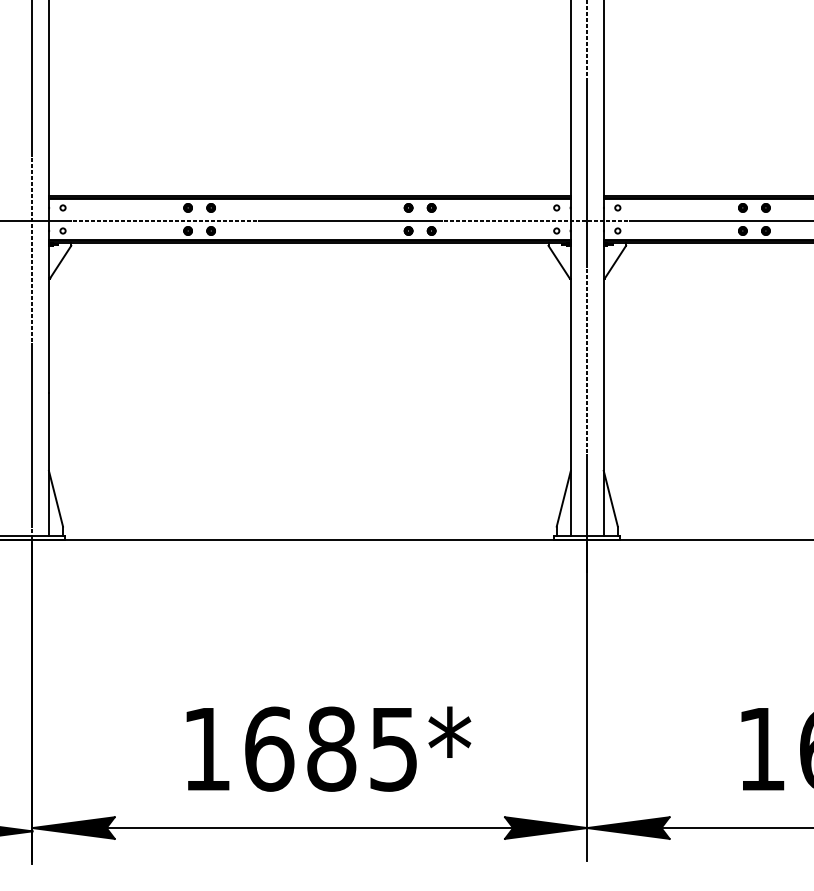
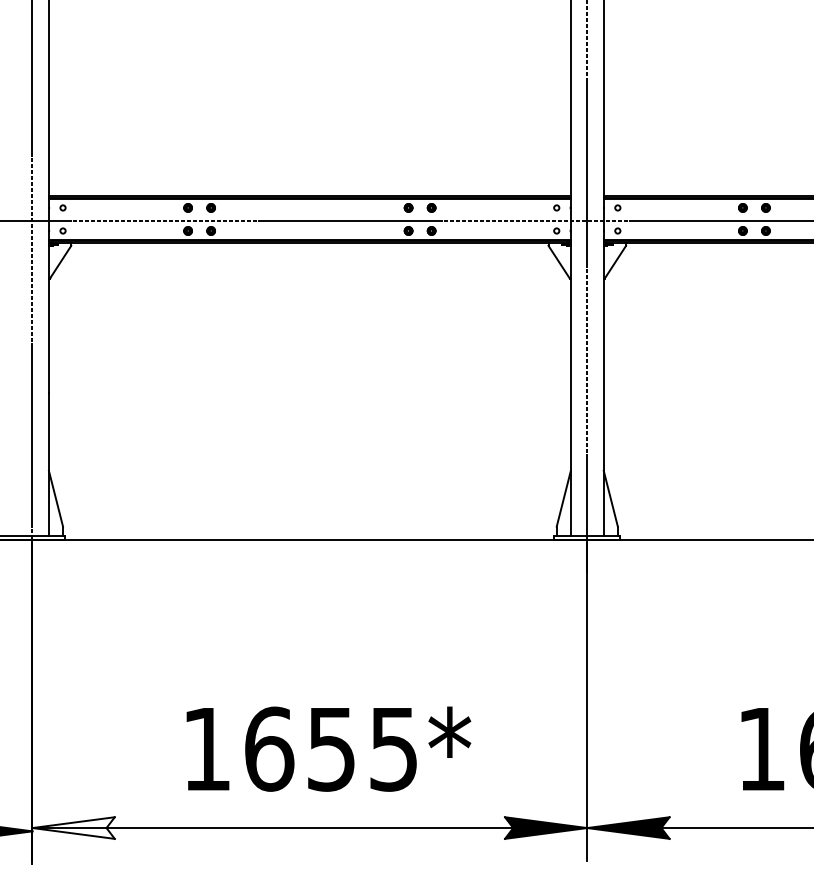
text: 1685* -> 1655* (331, 748)
fill: present -> none (73, 827)
